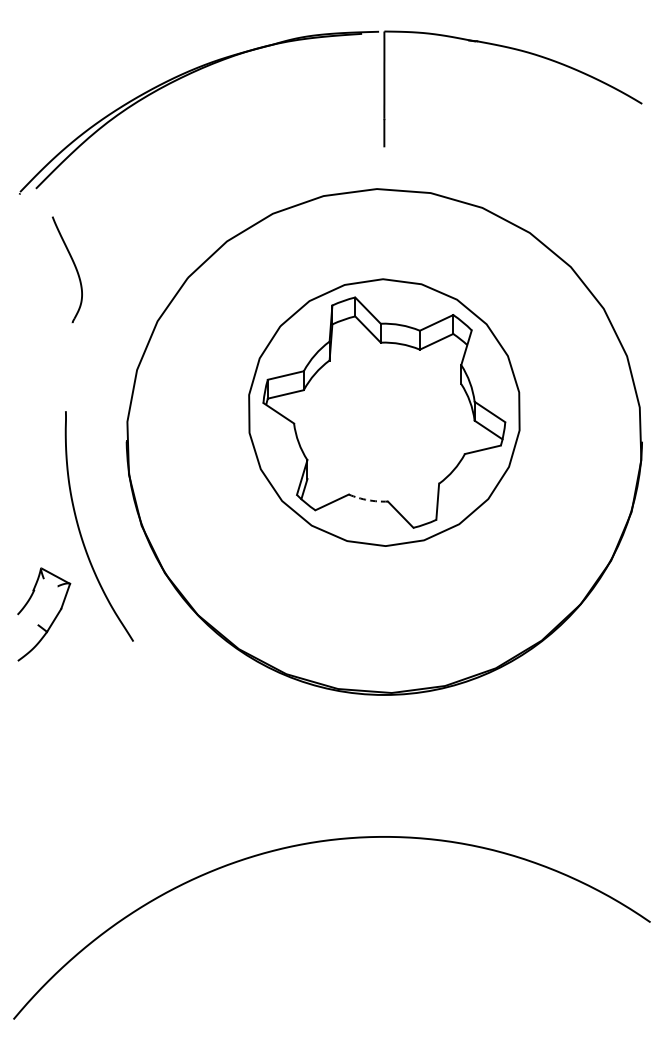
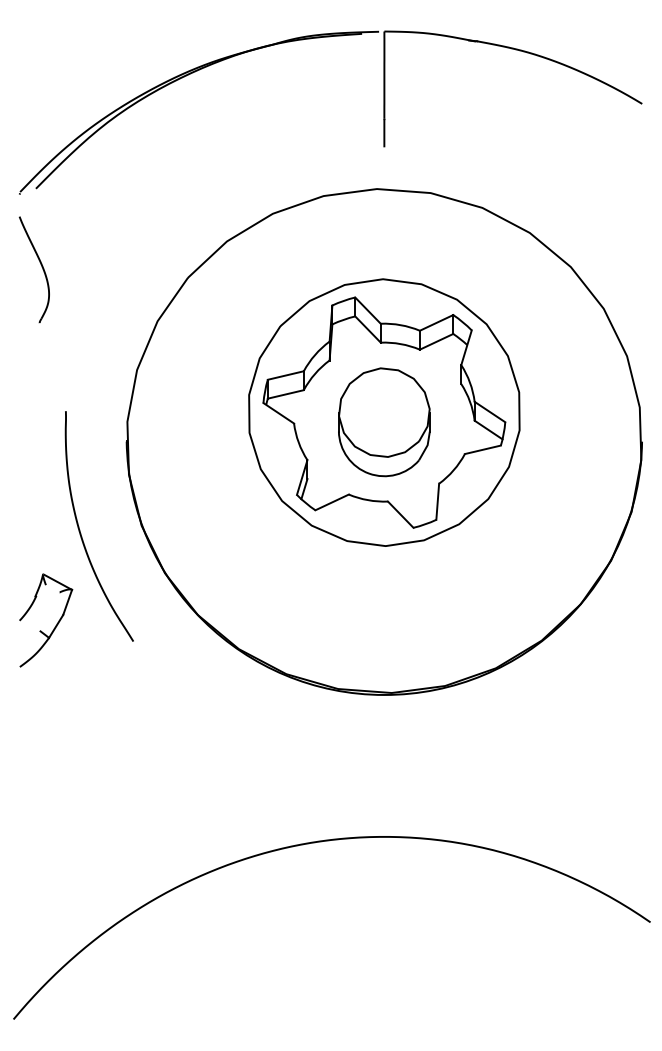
part position: (74, 267) -> (41, 267) (41, 267)
part: none -> present (384, 422)
arc: dashed -> solid (368, 500)
part position: (53, 619) -> (55, 625) (55, 625)
